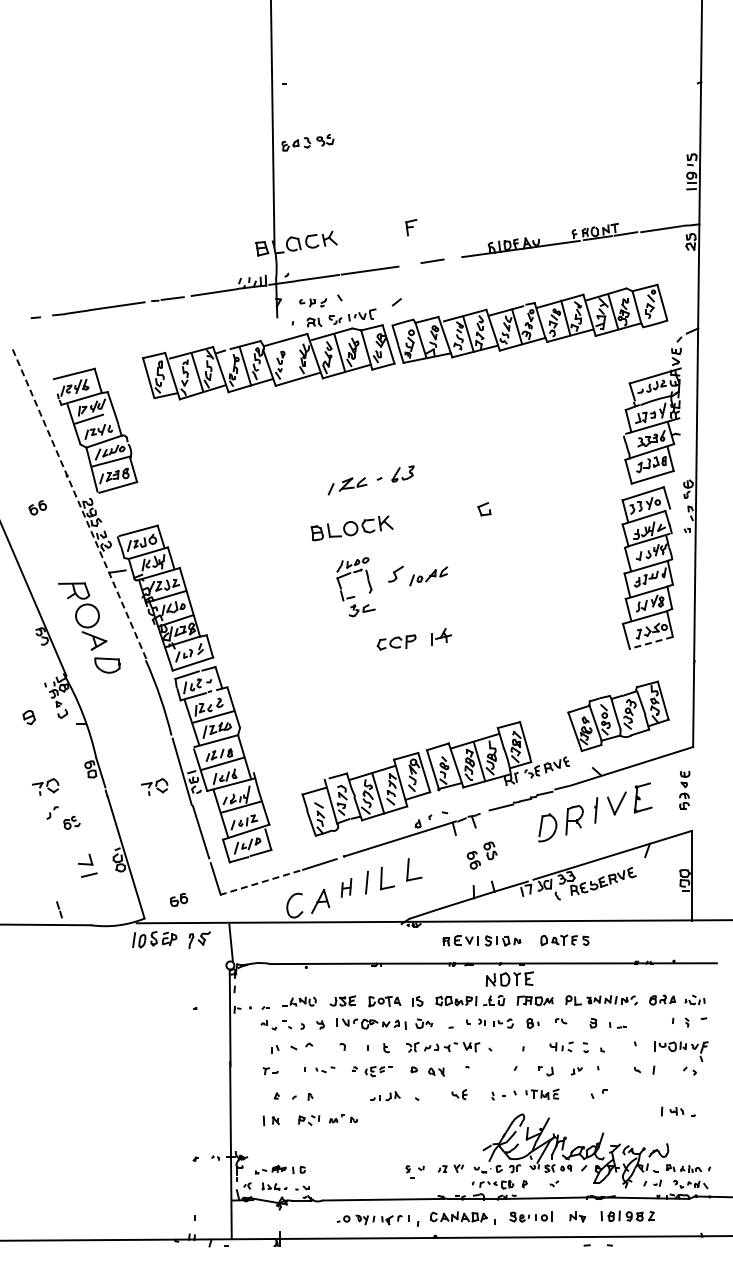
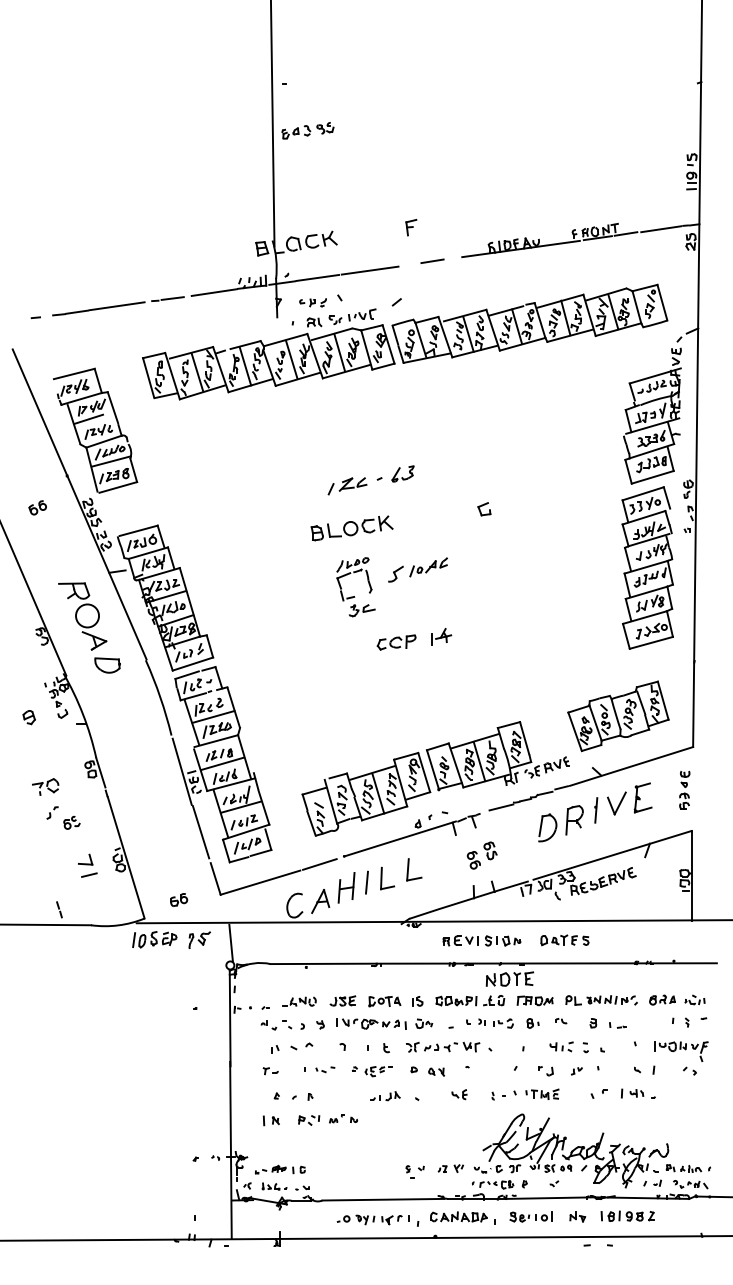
part position: (307, 142) -> (307, 130) (307, 130)
line: none -> present (291, 359)
line: dashed -> solid (79, 504)
part position: (428, 576) -> (428, 567) (428, 567)
line: dashed -> solid (650, 643)
part: present -> none (154, 786)
line: dashed -> solid (260, 882)
part size: 13x20 px -> 19x32 px (346, 887)
part position: (678, 1111) -> (638, 1093) (638, 1093)
